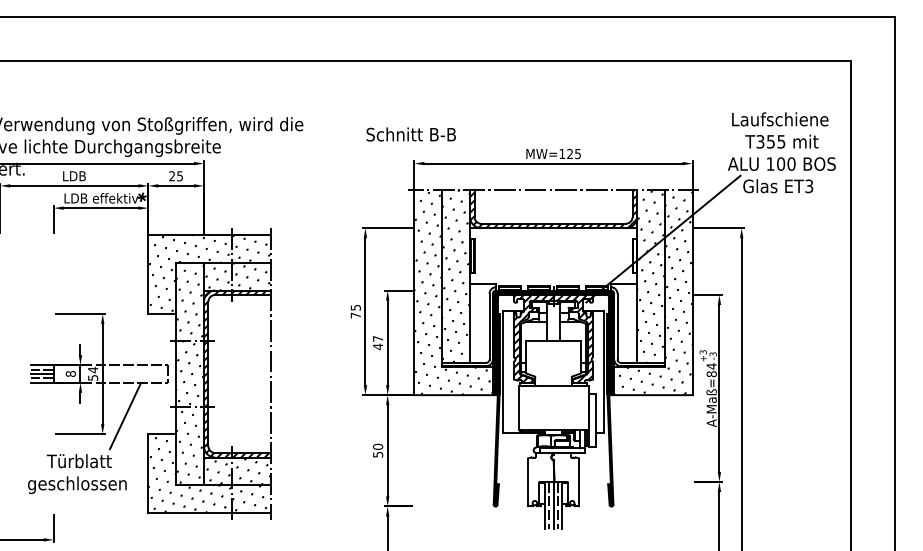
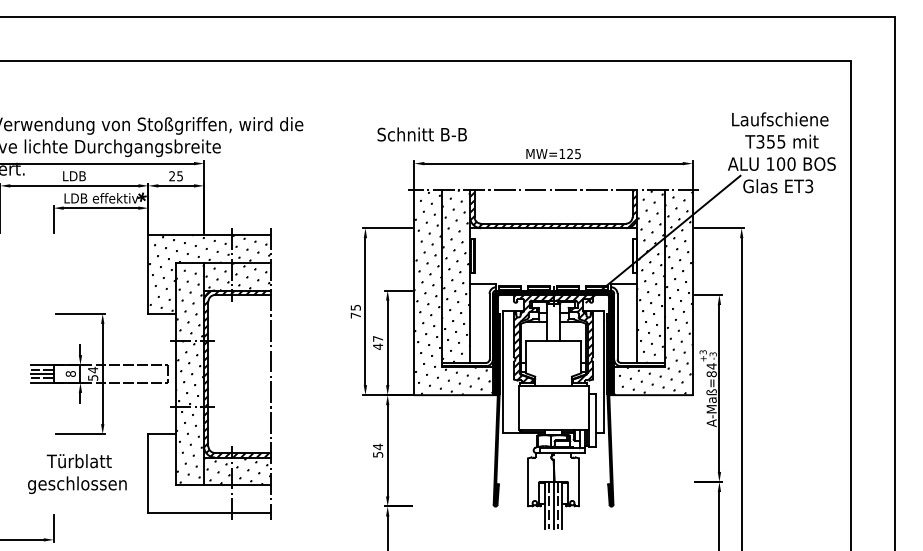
text position: (410, 134) -> (421, 134) (421, 134)
line: present -> none (125, 415)
text: 50 -> 54 (378, 446)
hatch: present -> none (209, 475)
